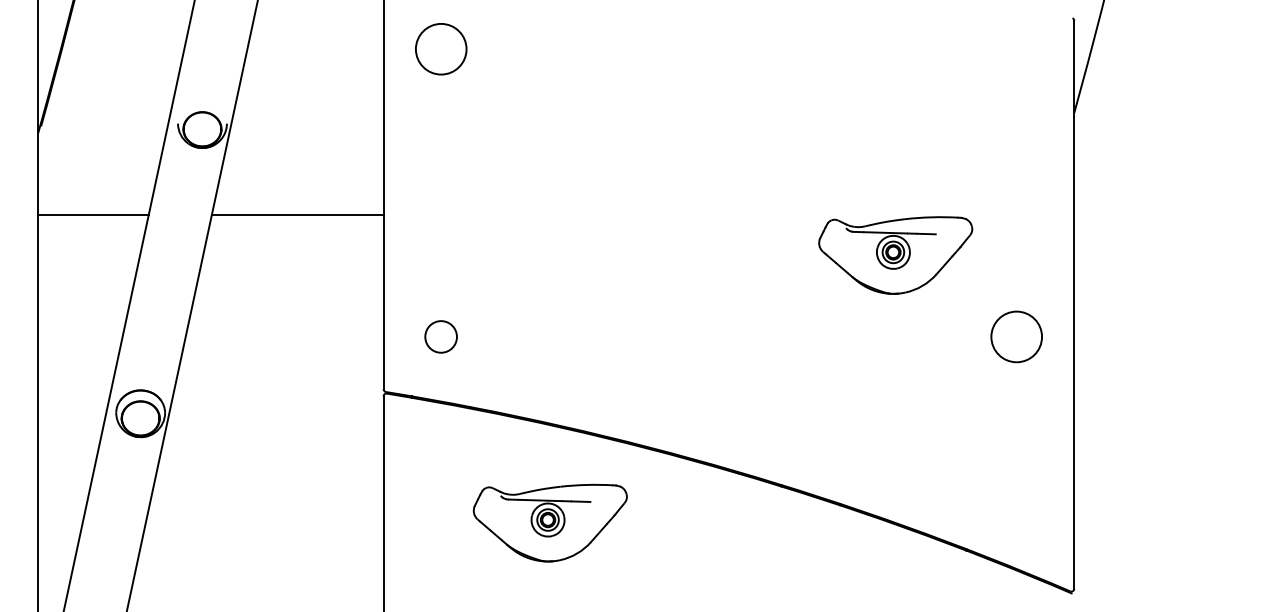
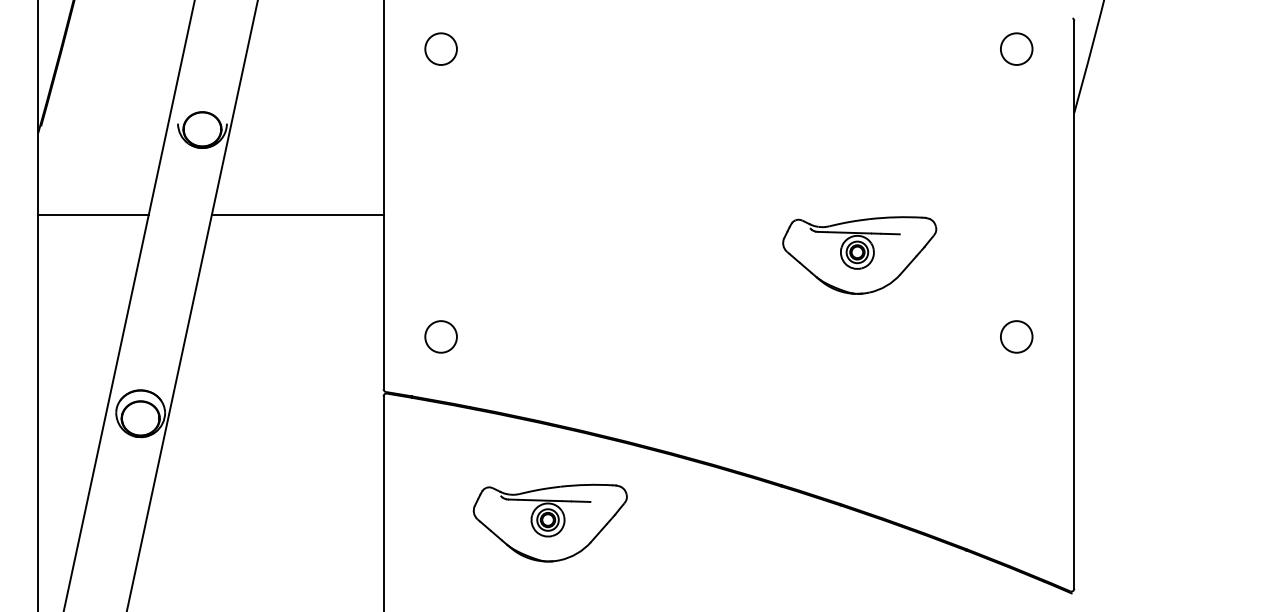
circle: none -> present (1016, 48)
circle size: 53x53 px -> 34x34 px (440, 48)
part position: (895, 255) -> (859, 255) (859, 255)
circle diameter: 51 px -> 32 px (1016, 336)
